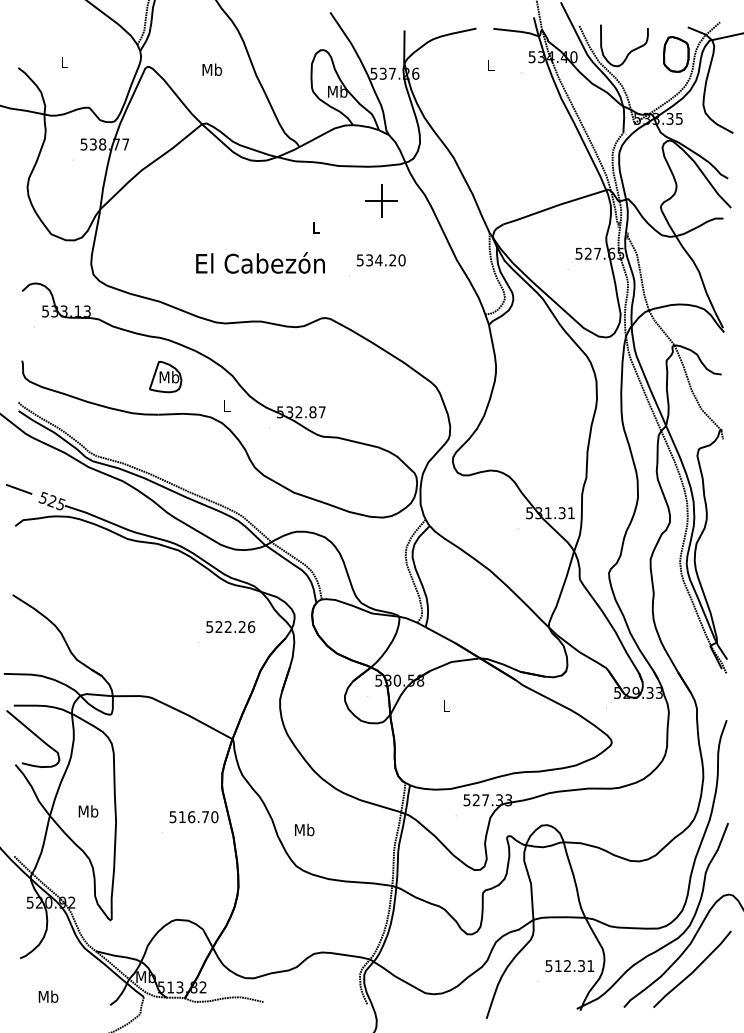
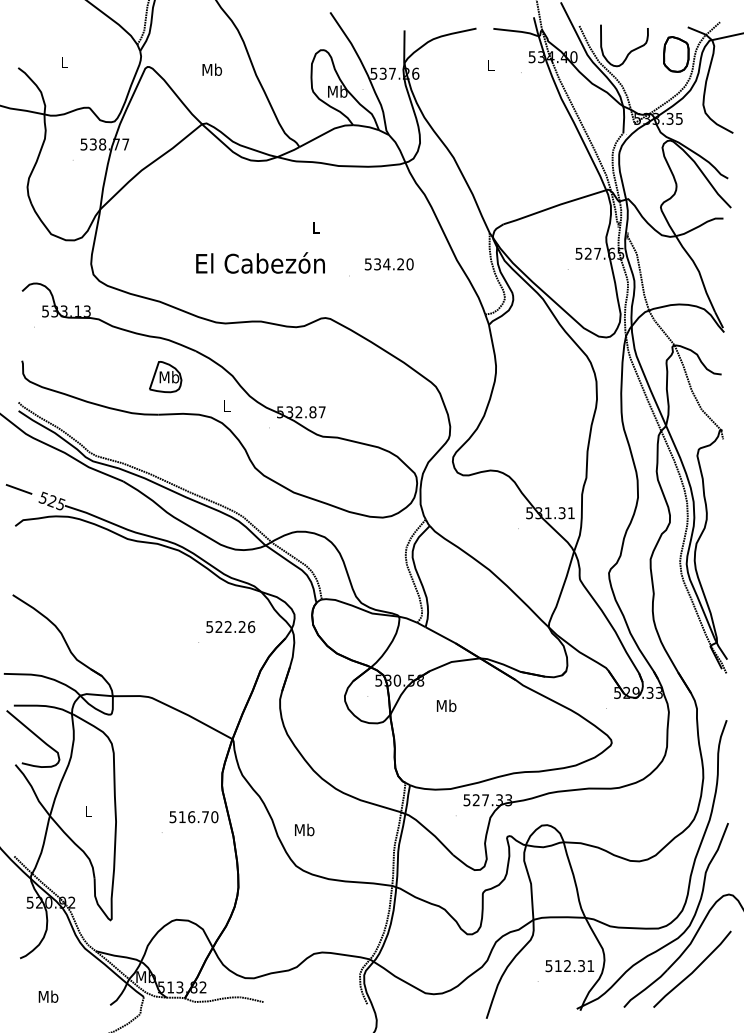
part: present -> none (381, 200)
text position: (380, 260) -> (388, 264) (388, 264)
text: L -> Mb (446, 705)
text: Mb -> L (88, 811)
